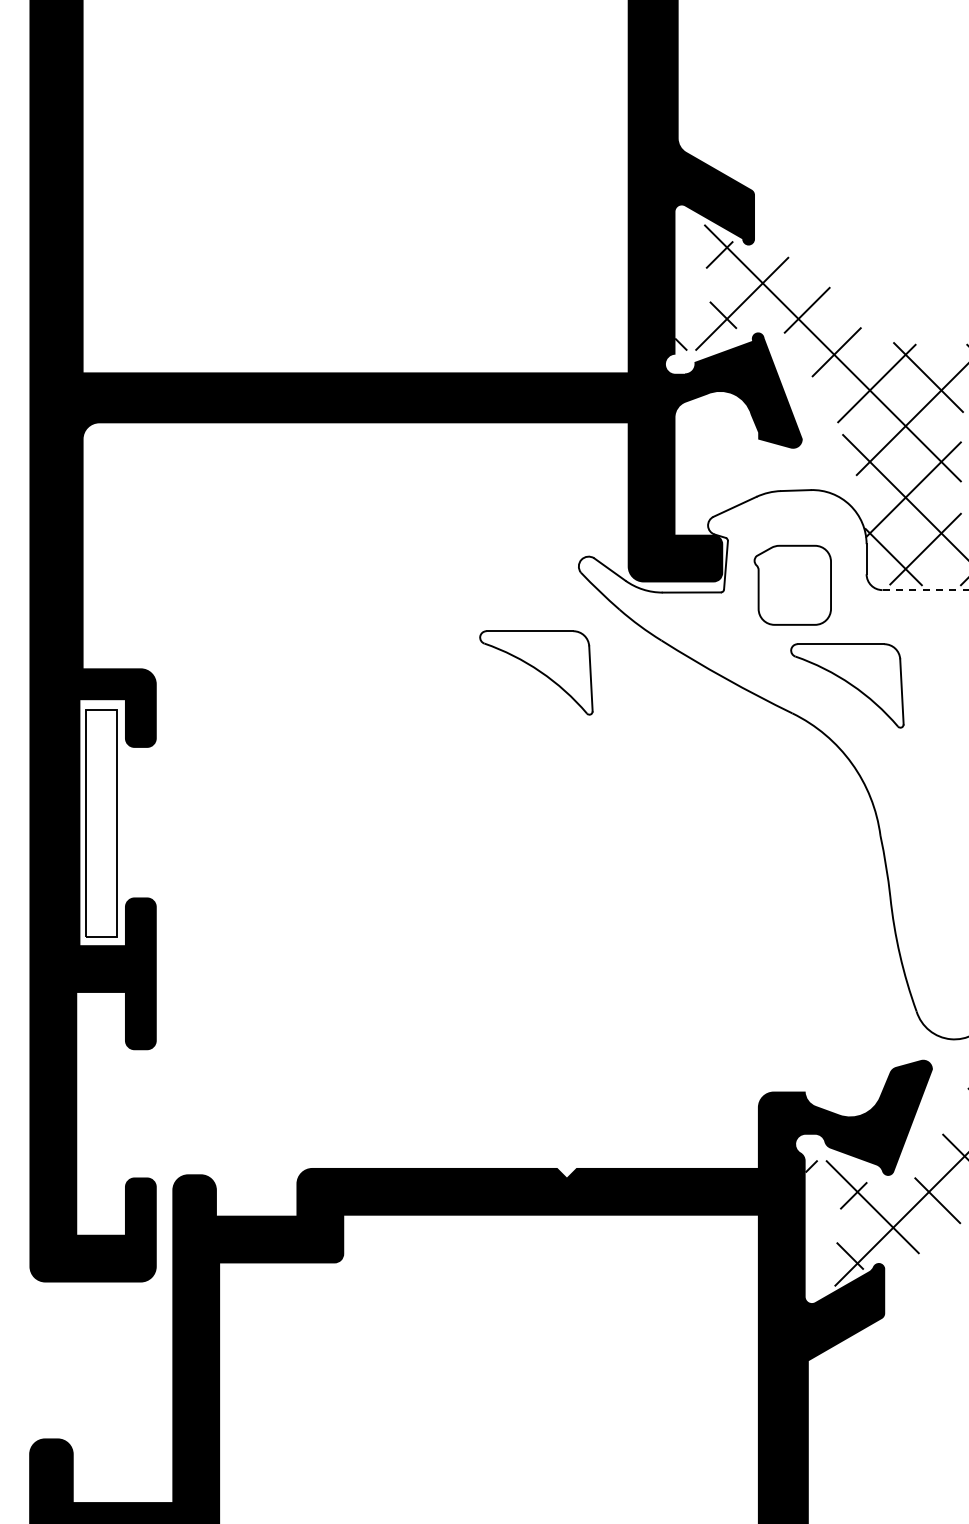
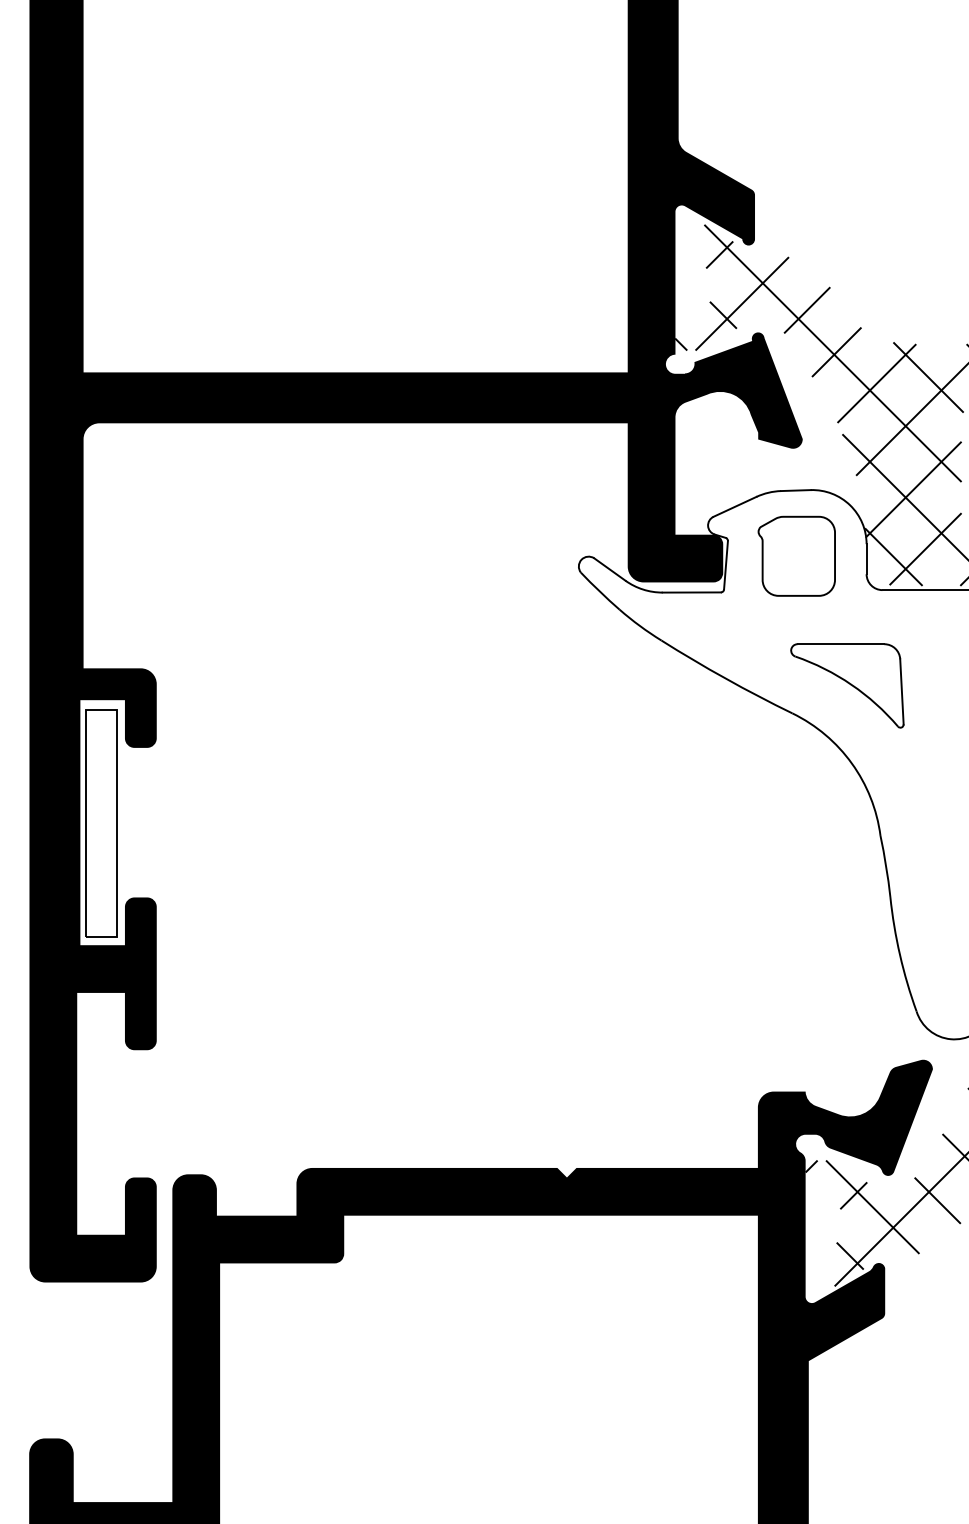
part position: (792, 584) -> (796, 555) (796, 555)
line: dashed -> solid (926, 590)
part: present -> none (536, 672)
